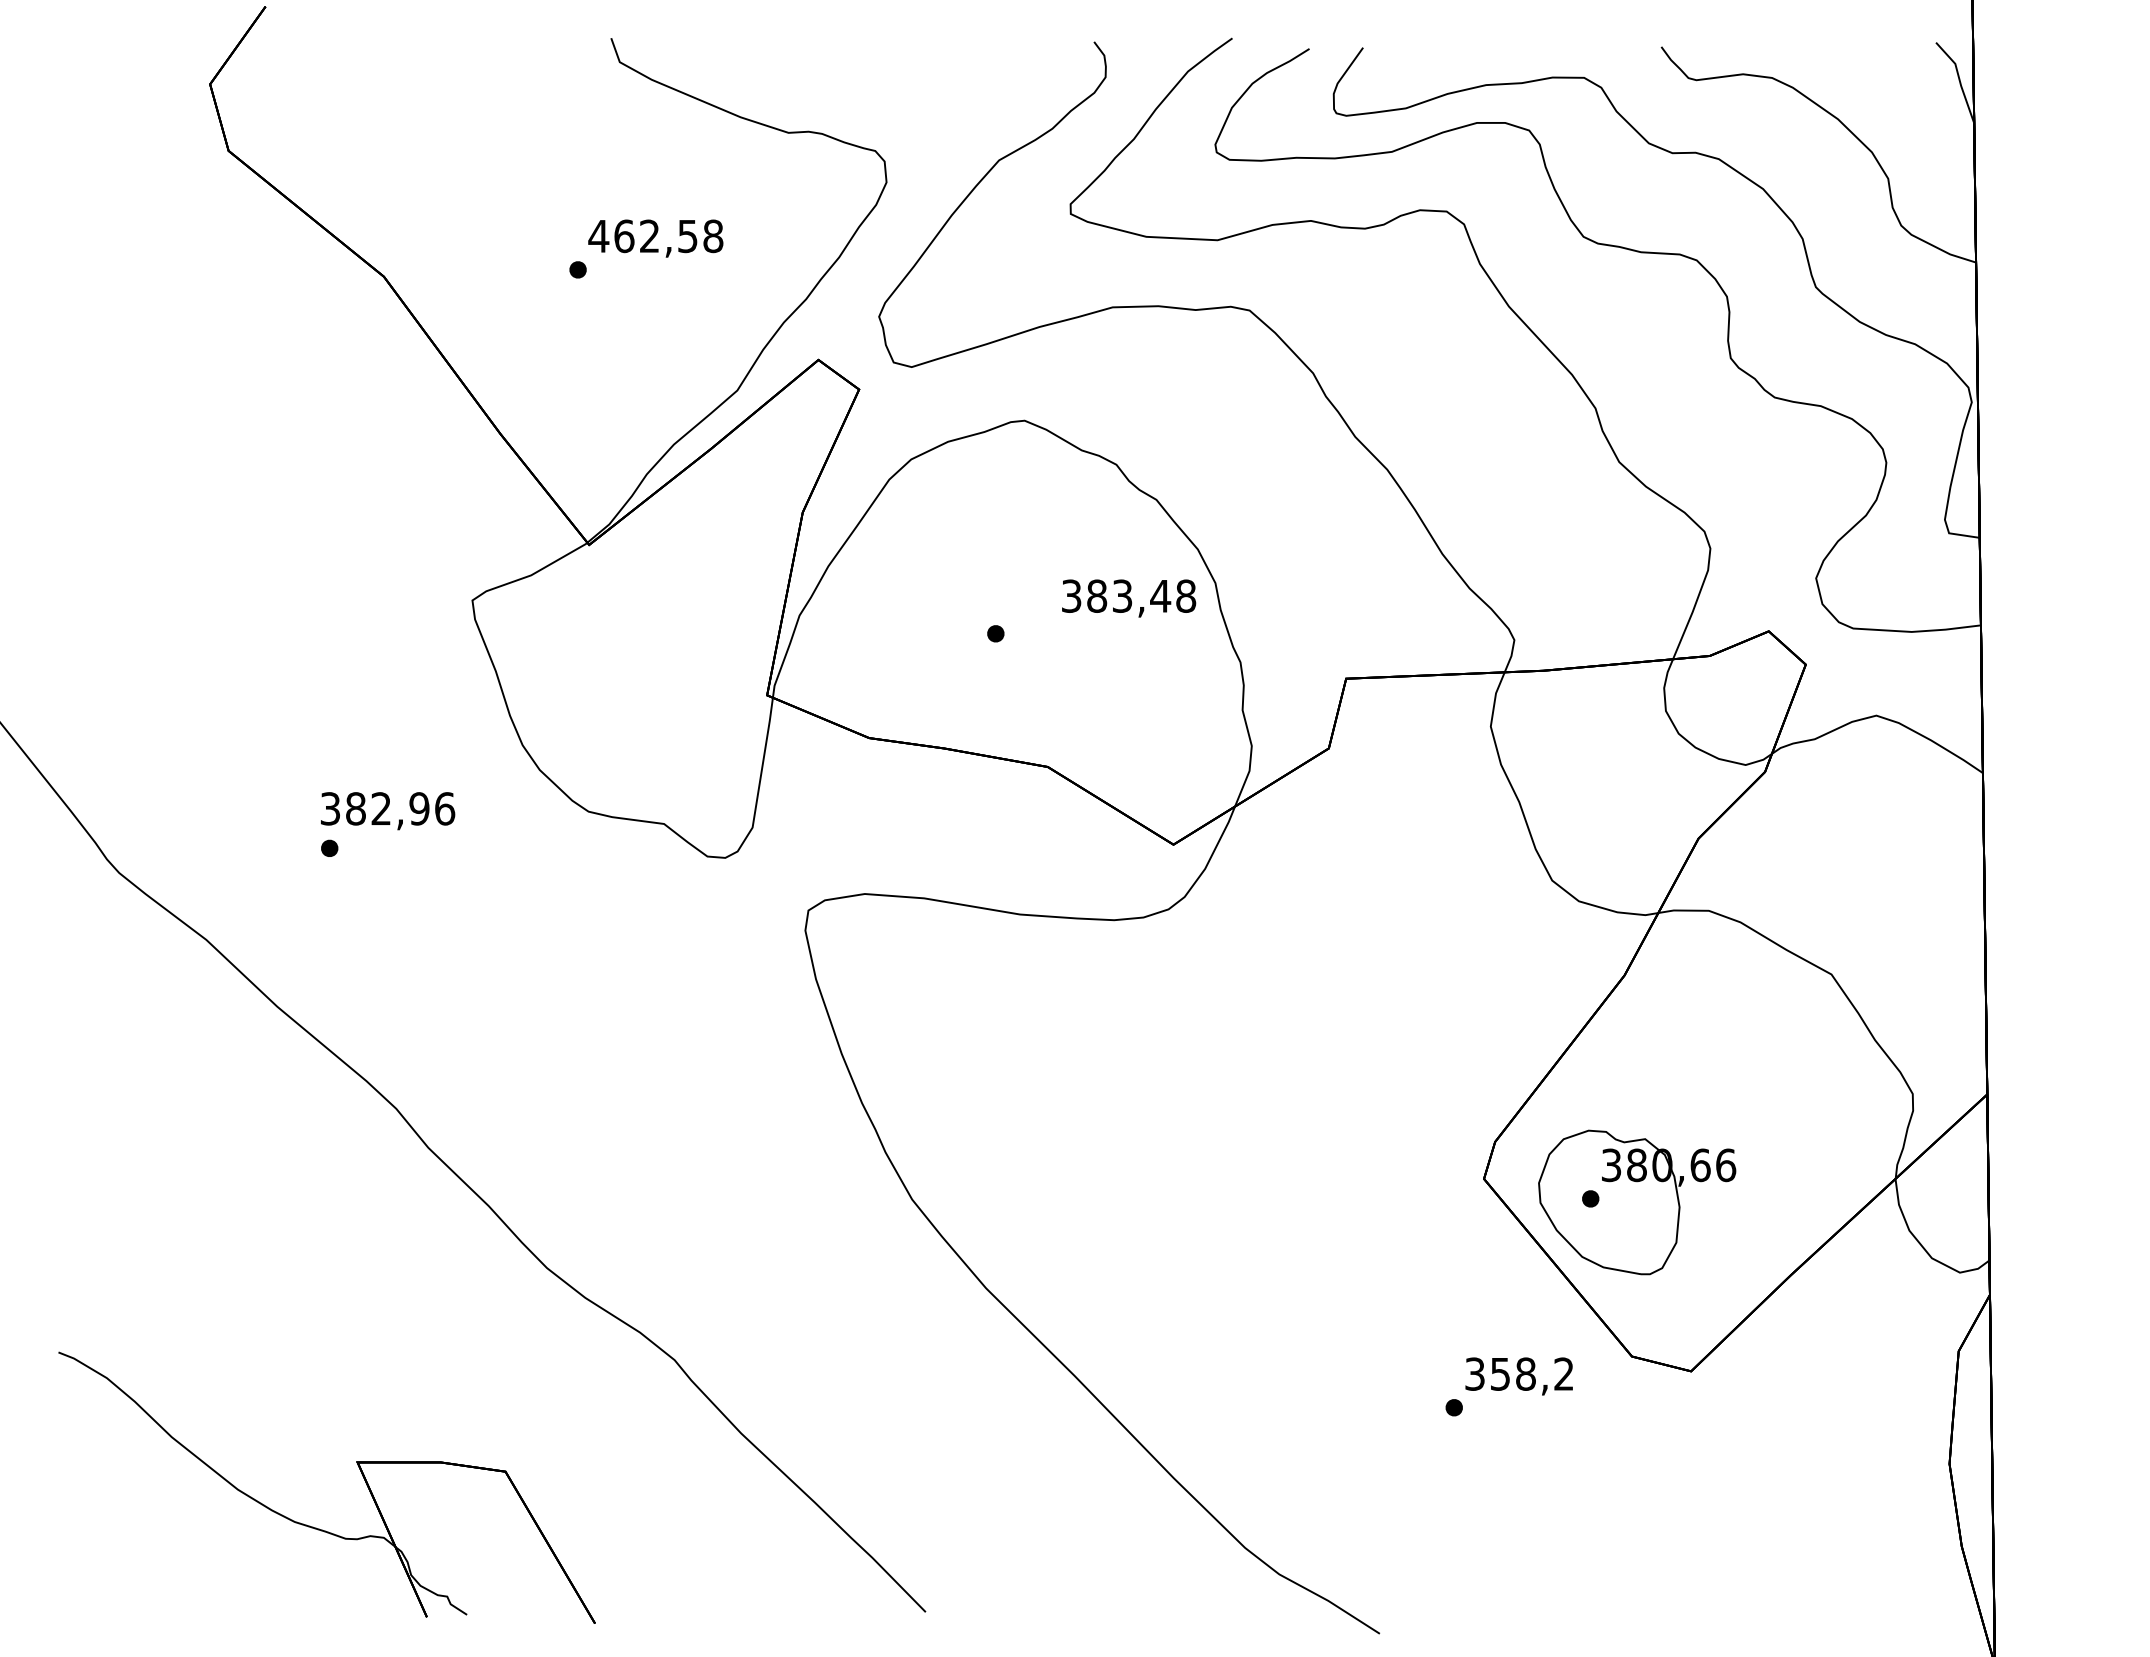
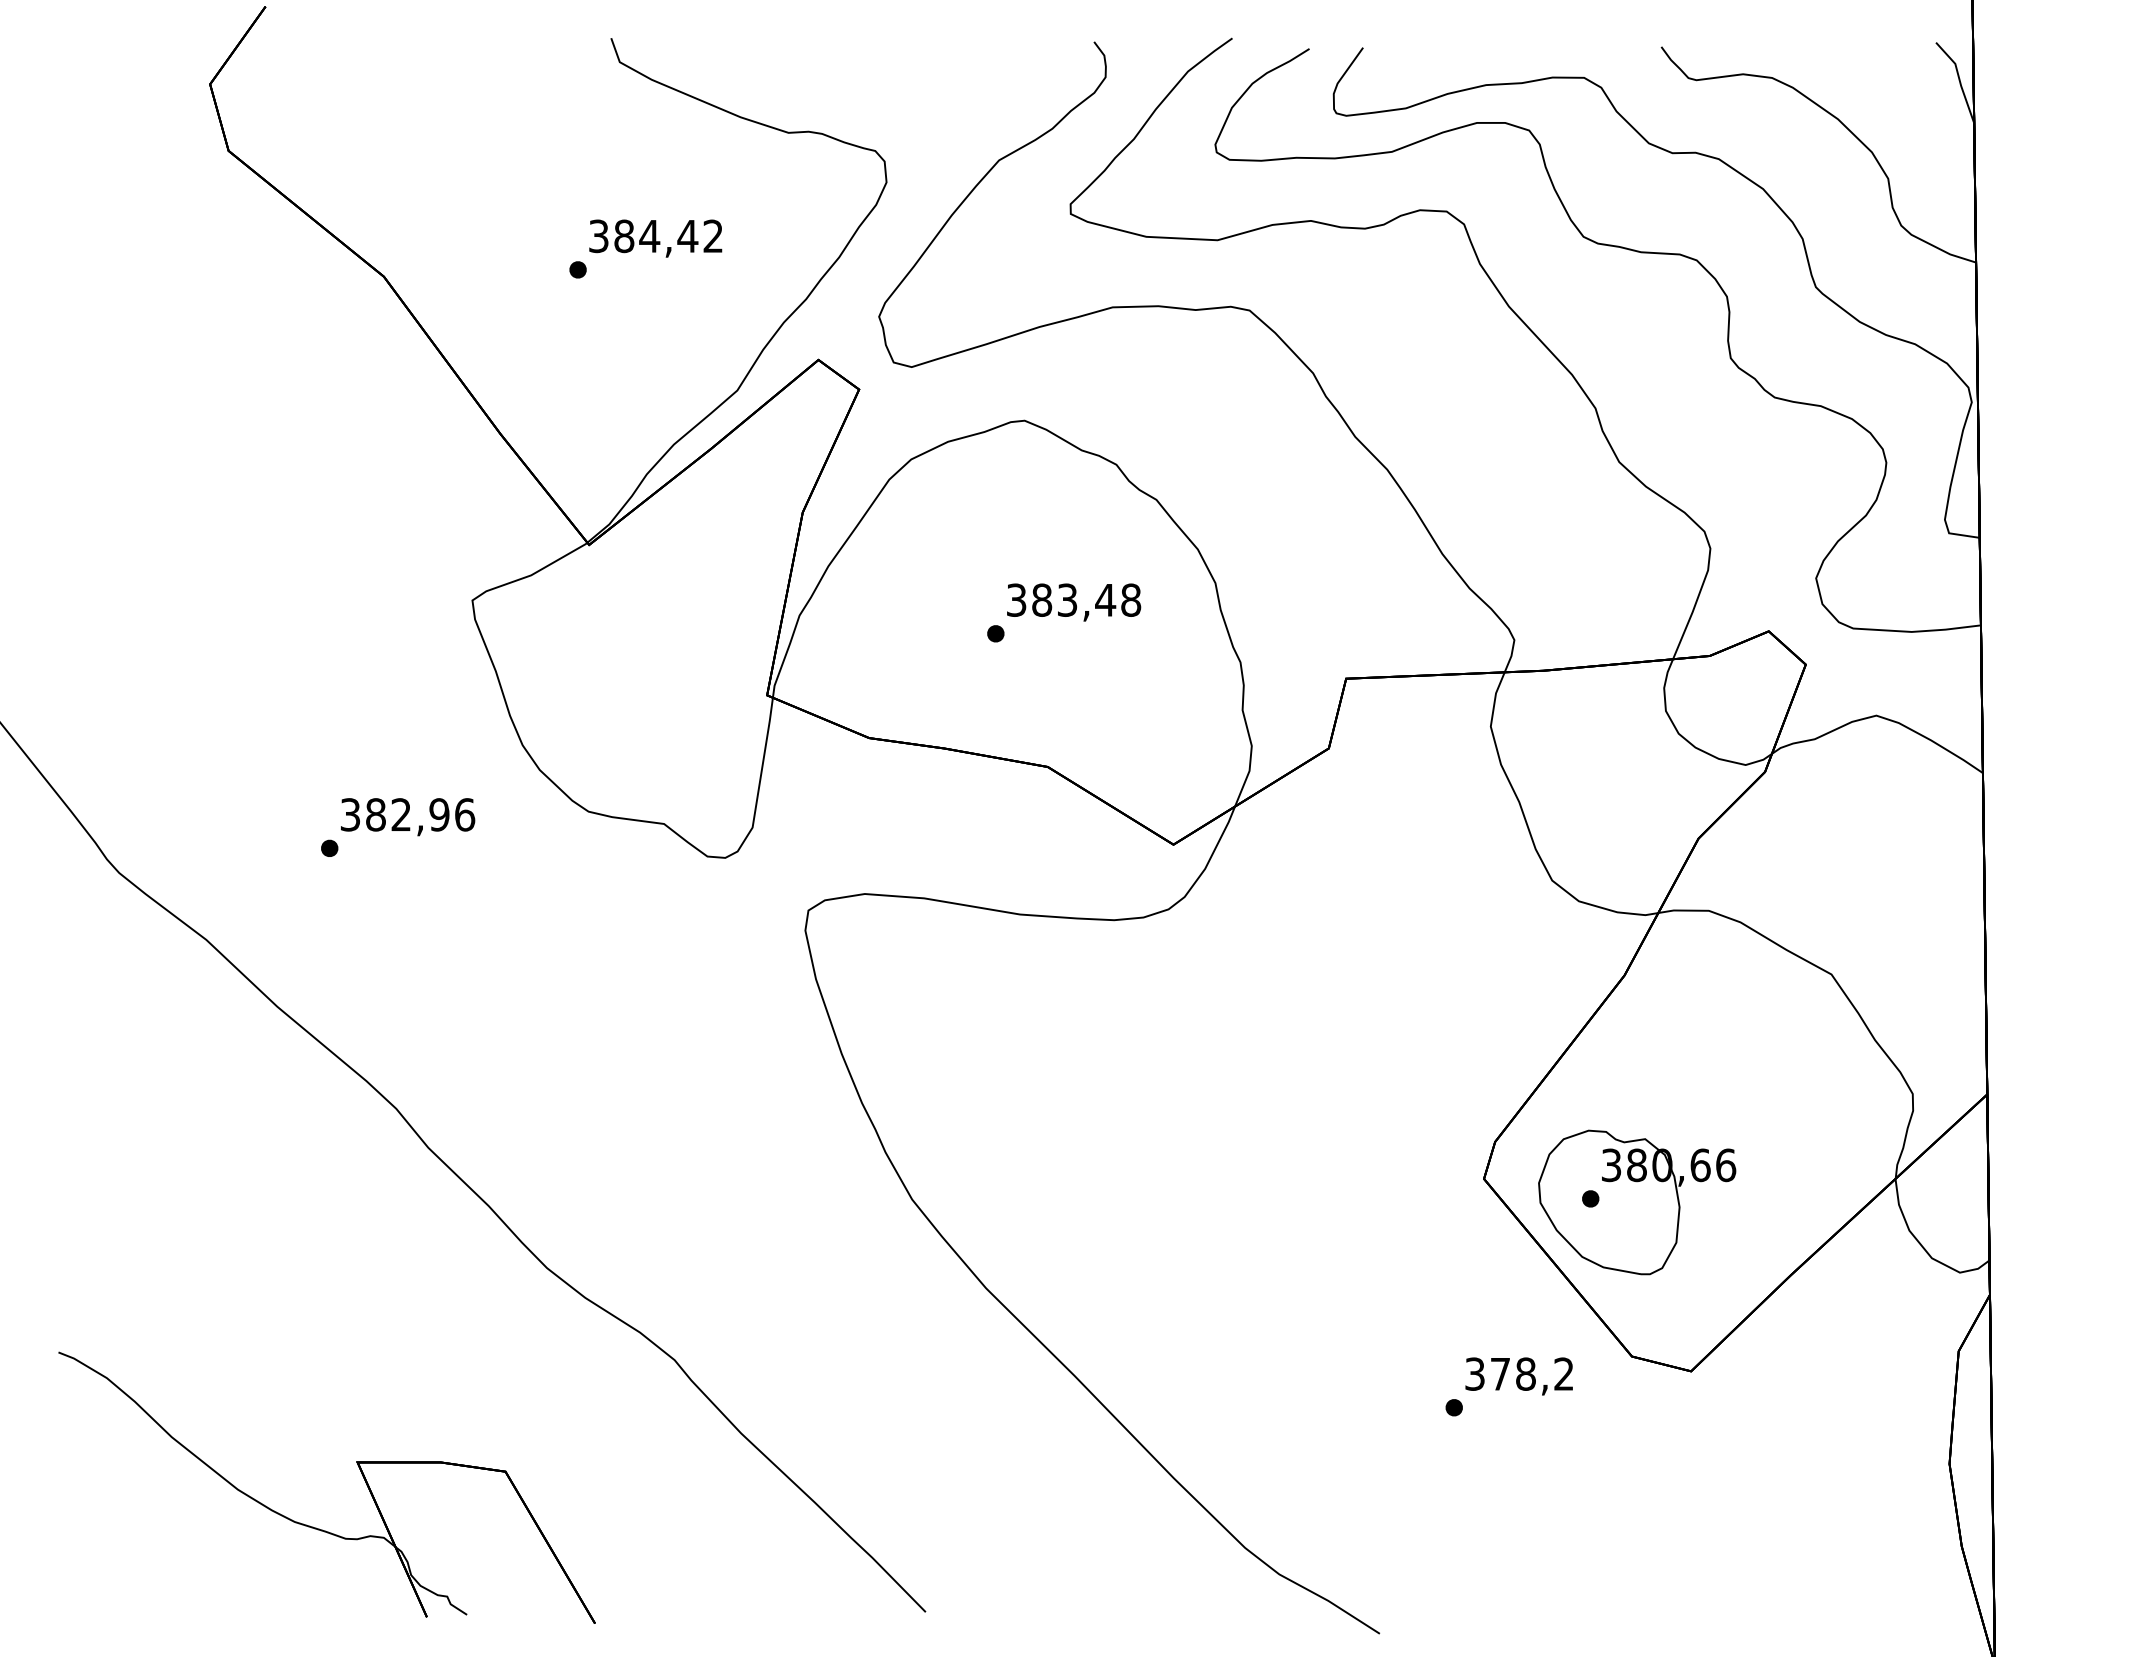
text: 462,58 -> 384,42 (655, 236)
text position: (1129, 598) -> (1074, 602) (1074, 602)
text position: (388, 811) -> (408, 817) (408, 817)
text: 358,2 -> 378,2 (1500, 1374)
